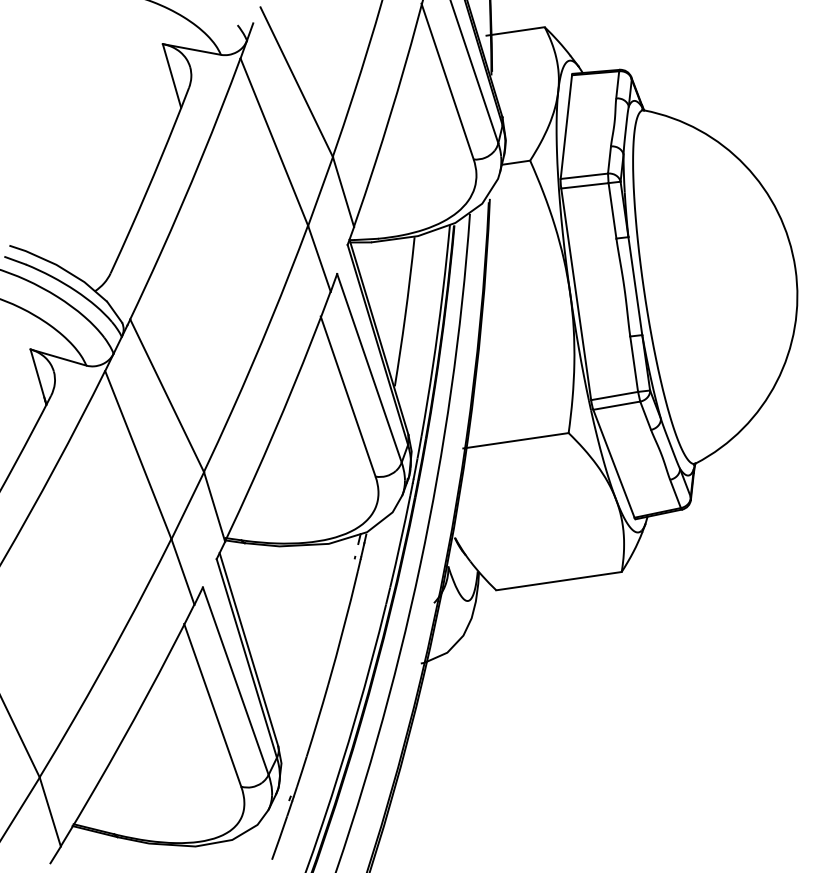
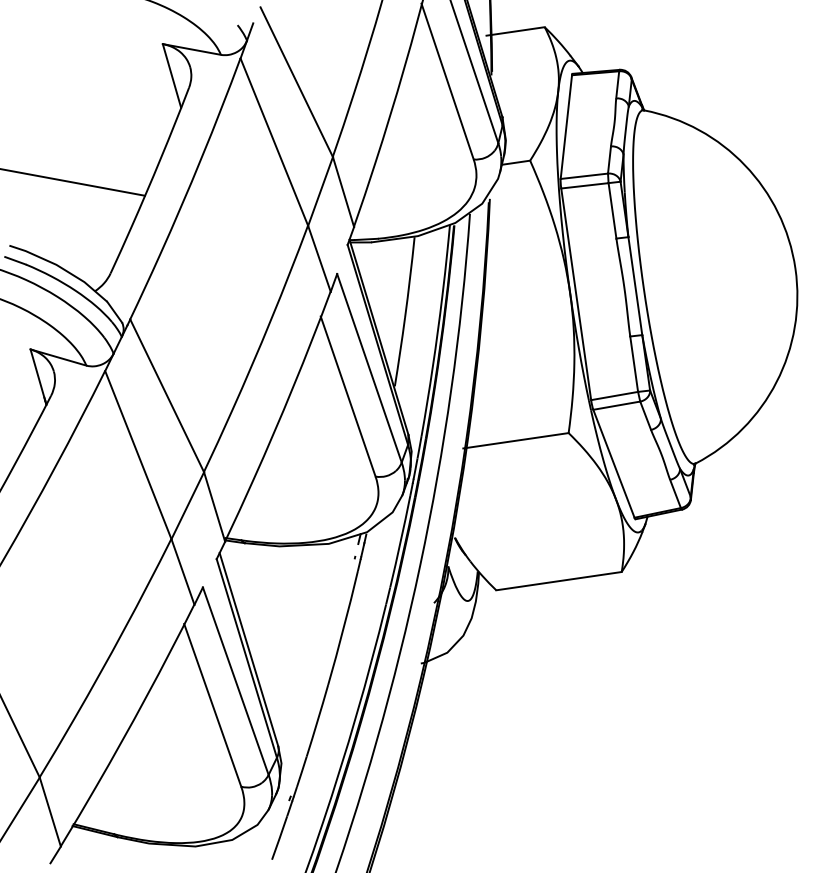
line: none -> present (73, 182)
